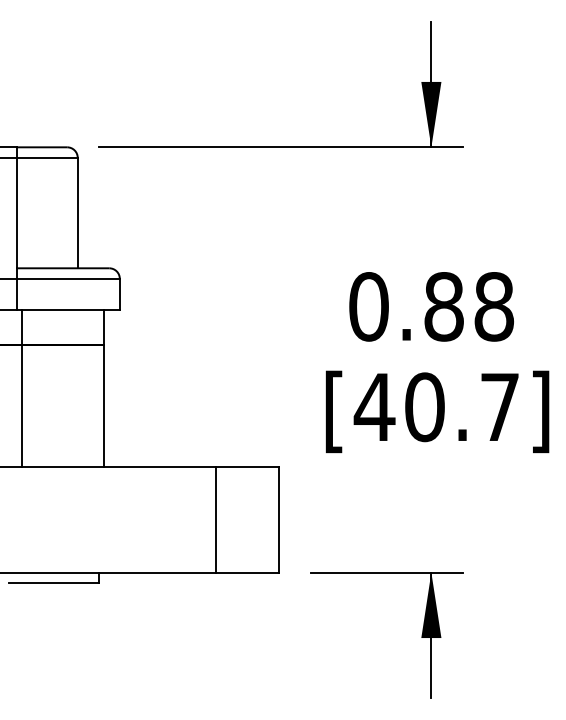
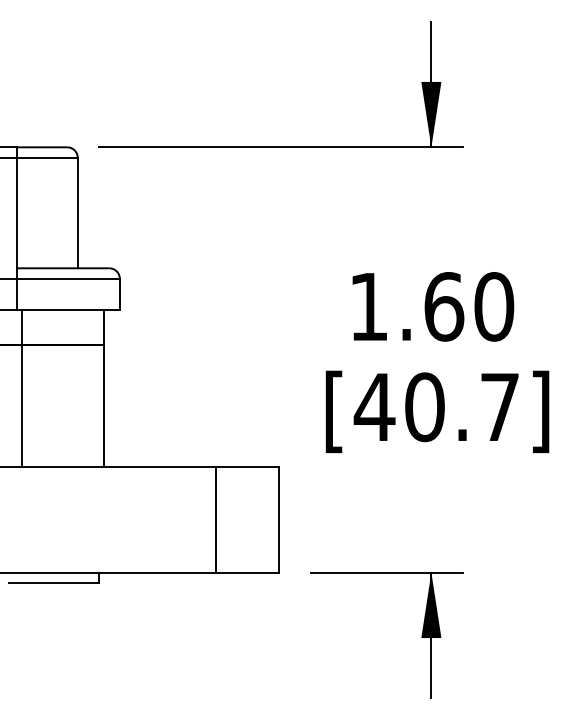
text: 0.88 -> 1.60 (431, 306)
